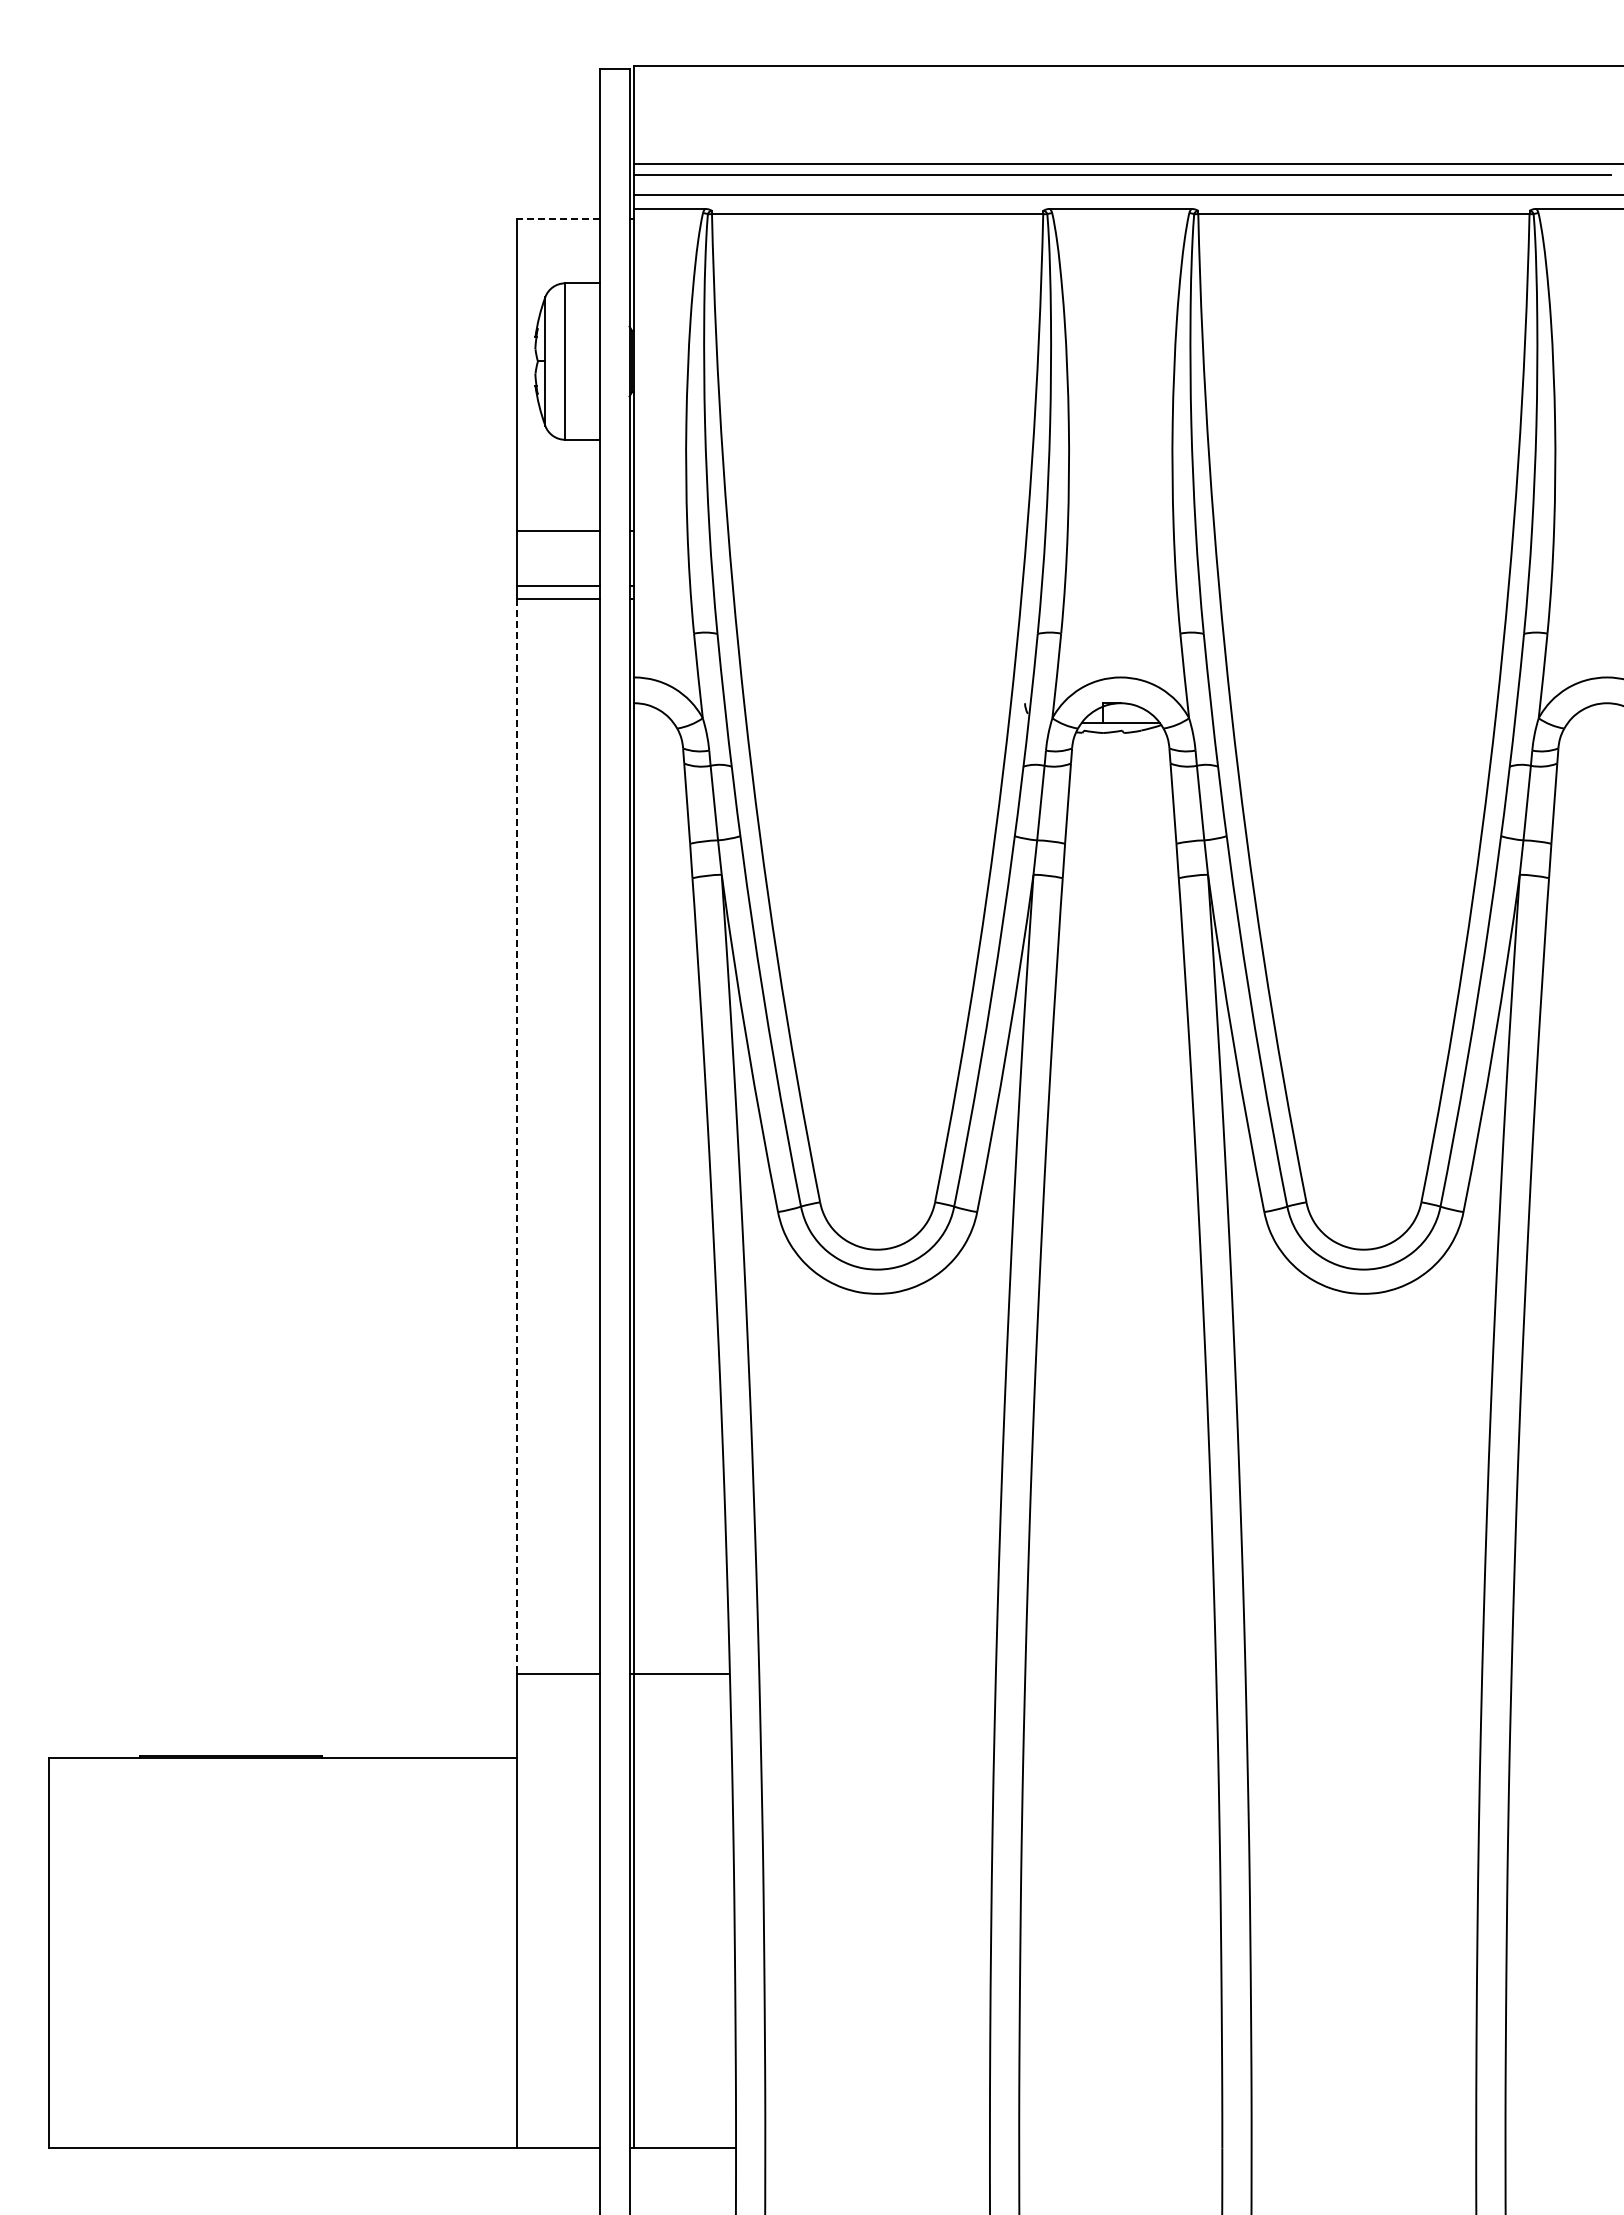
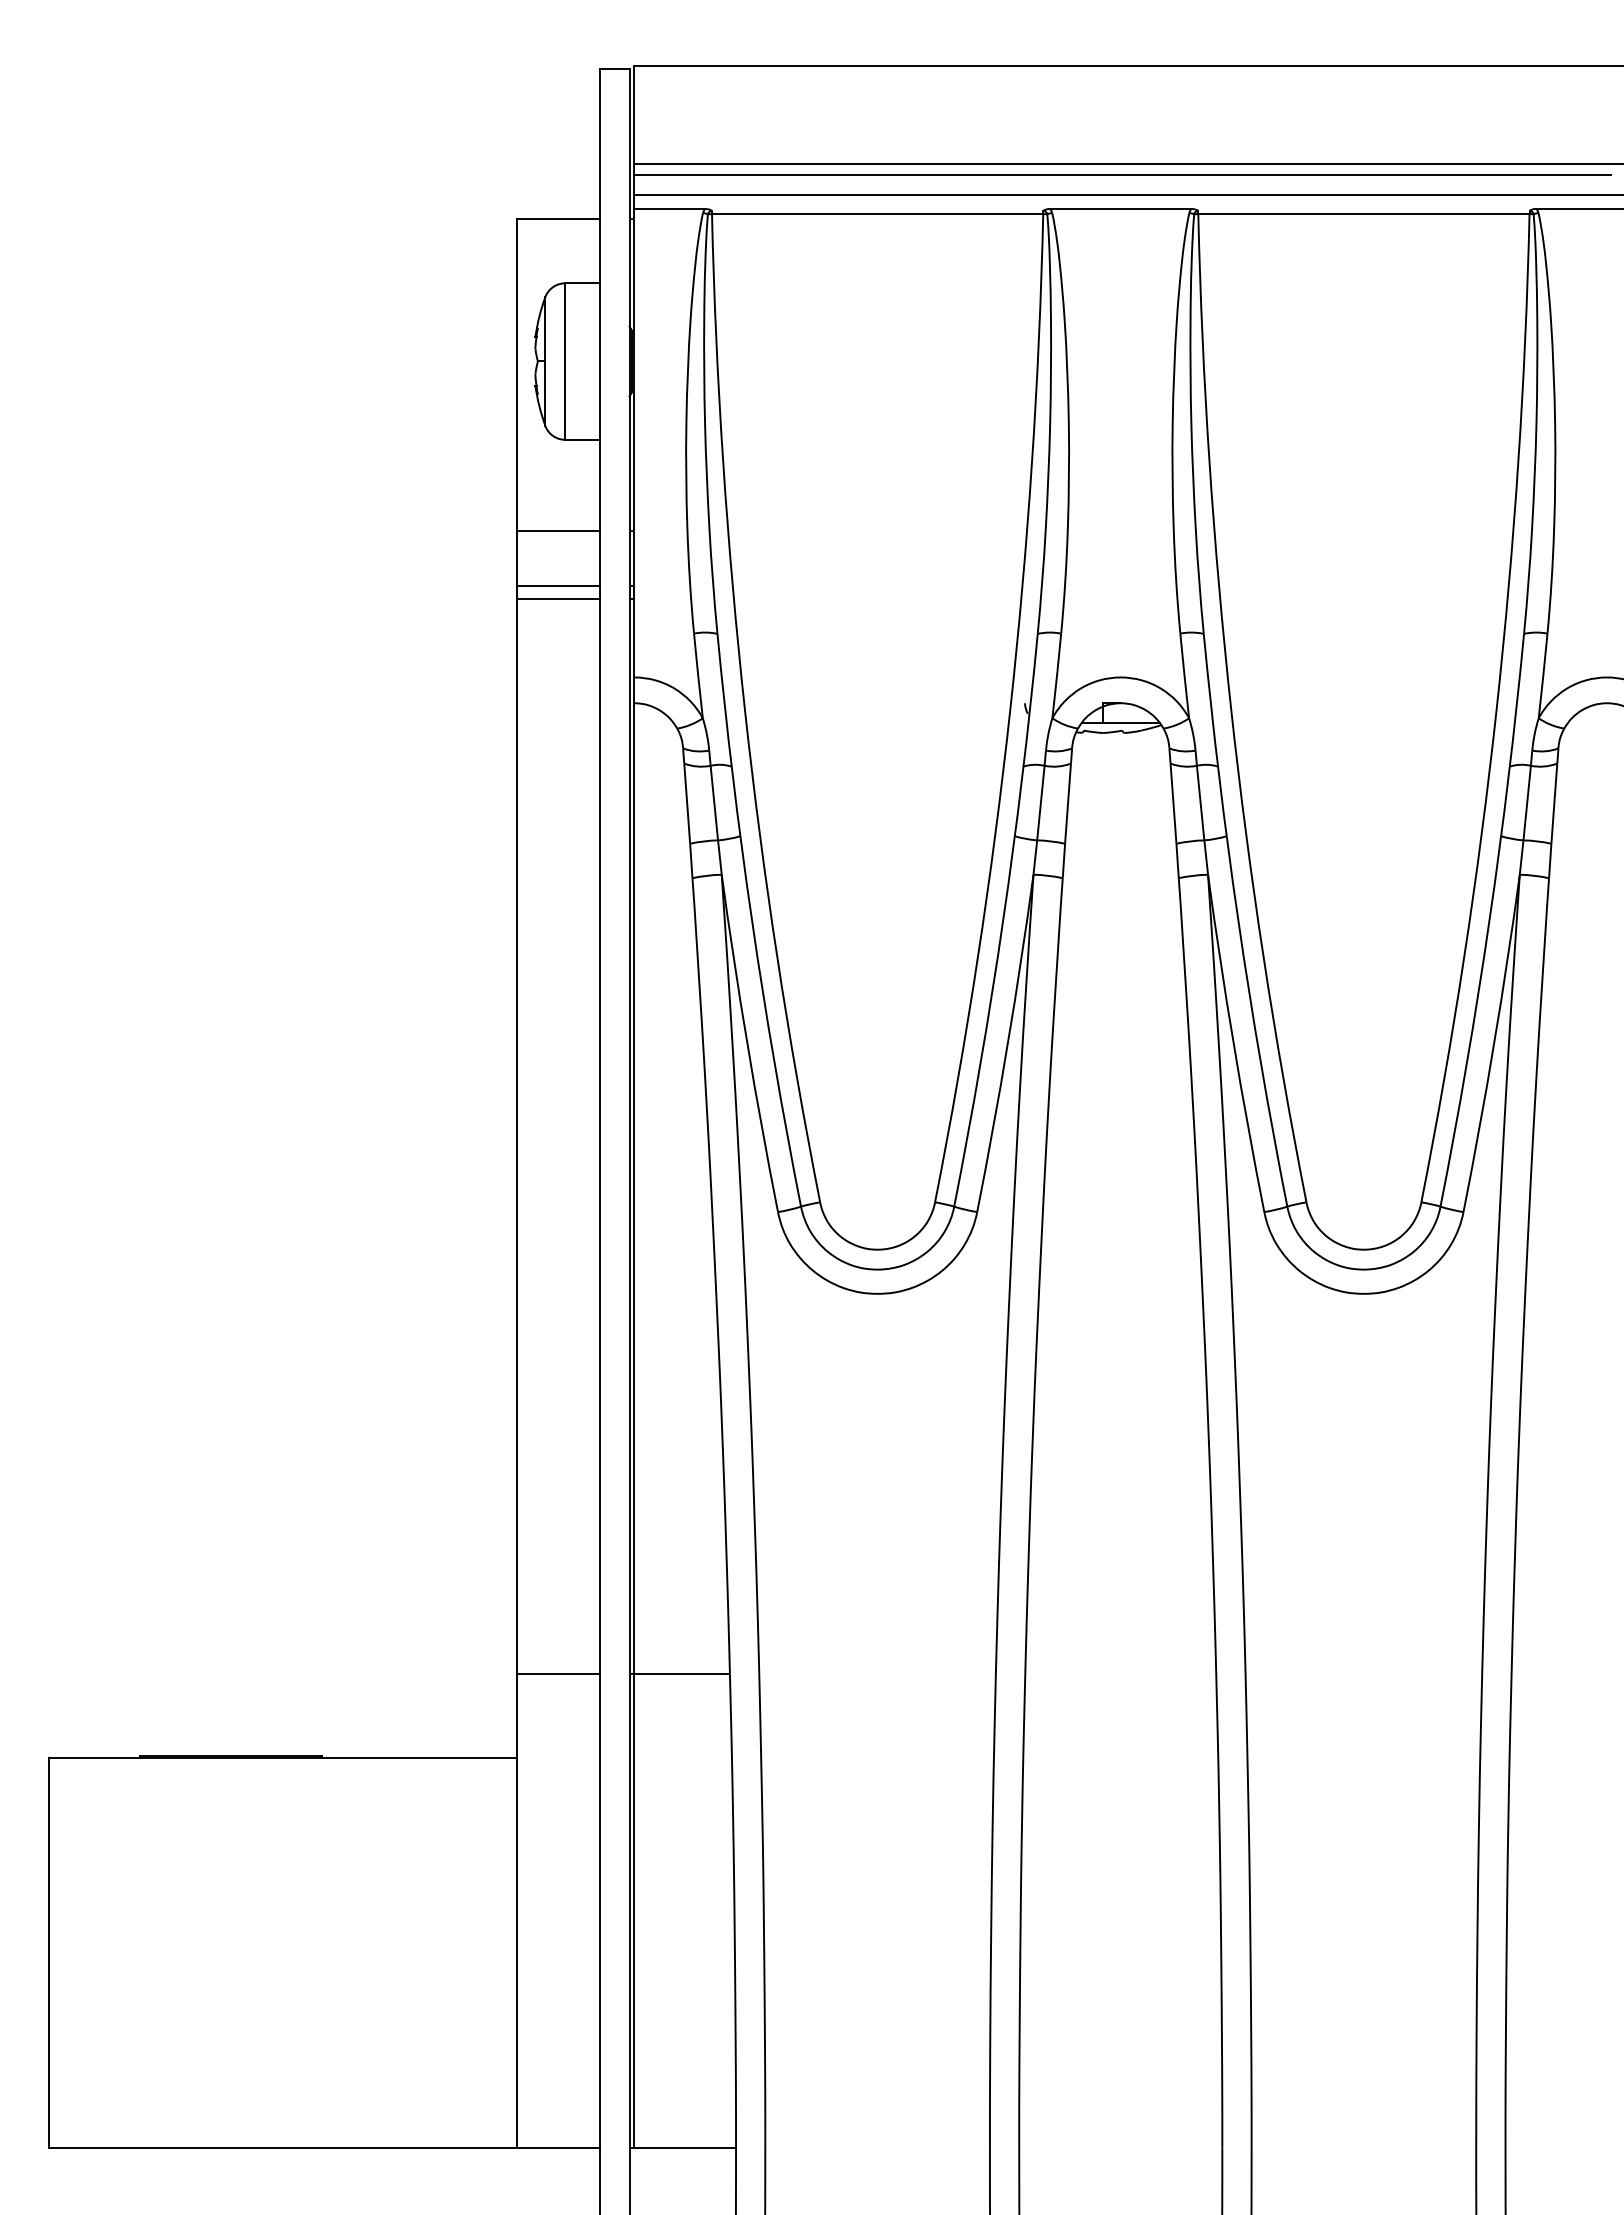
line: dashed -> solid (558, 218)
line: dashed -> solid (517, 1136)
